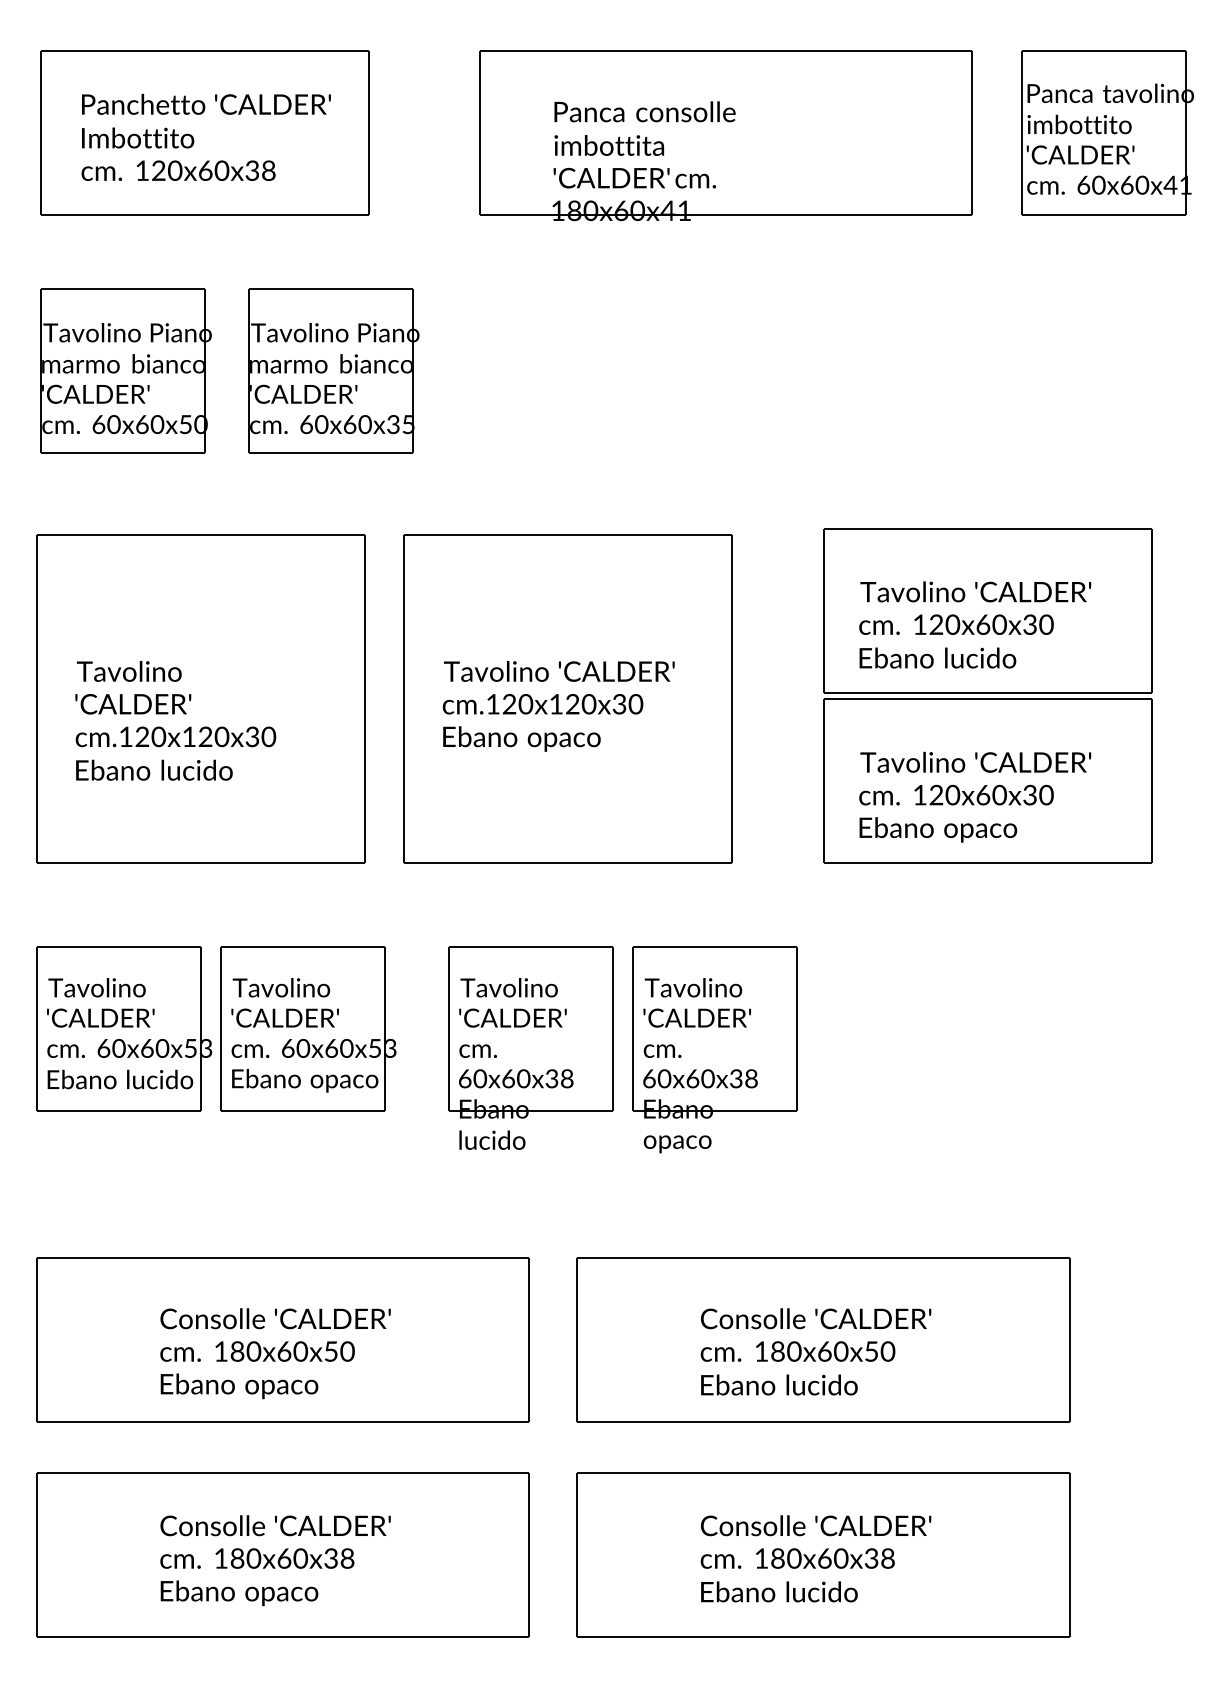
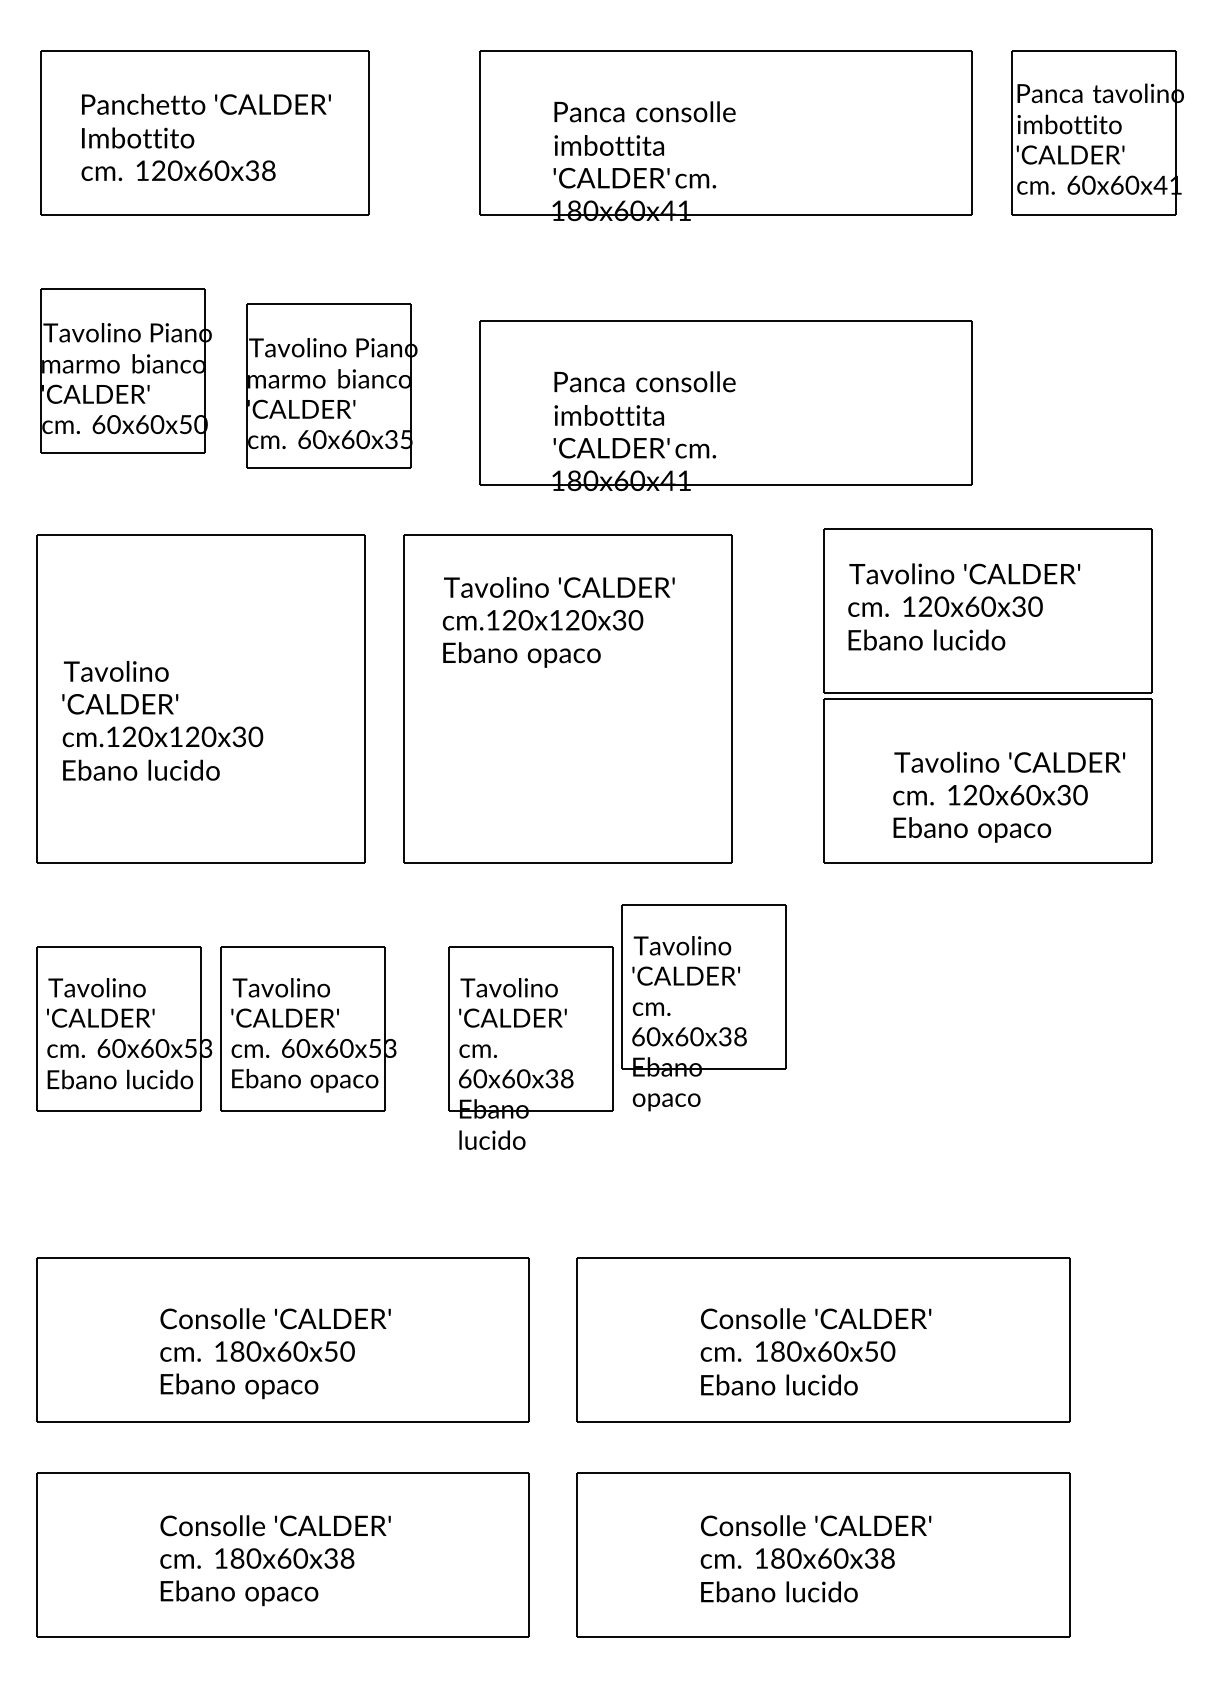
part position: (1107, 132) -> (1097, 132) (1097, 132)
part position: (333, 370) -> (331, 385) (331, 385)
part: none -> present (725, 405)
text position: (975, 624) -> (964, 606) (964, 606)
text position: (558, 706) -> (558, 622) (558, 622)
text position: (175, 720) -> (162, 720) (162, 720)
text position: (975, 796) -> (1009, 796) (1009, 796)
part position: (714, 1049) -> (703, 1007) (703, 1007)
